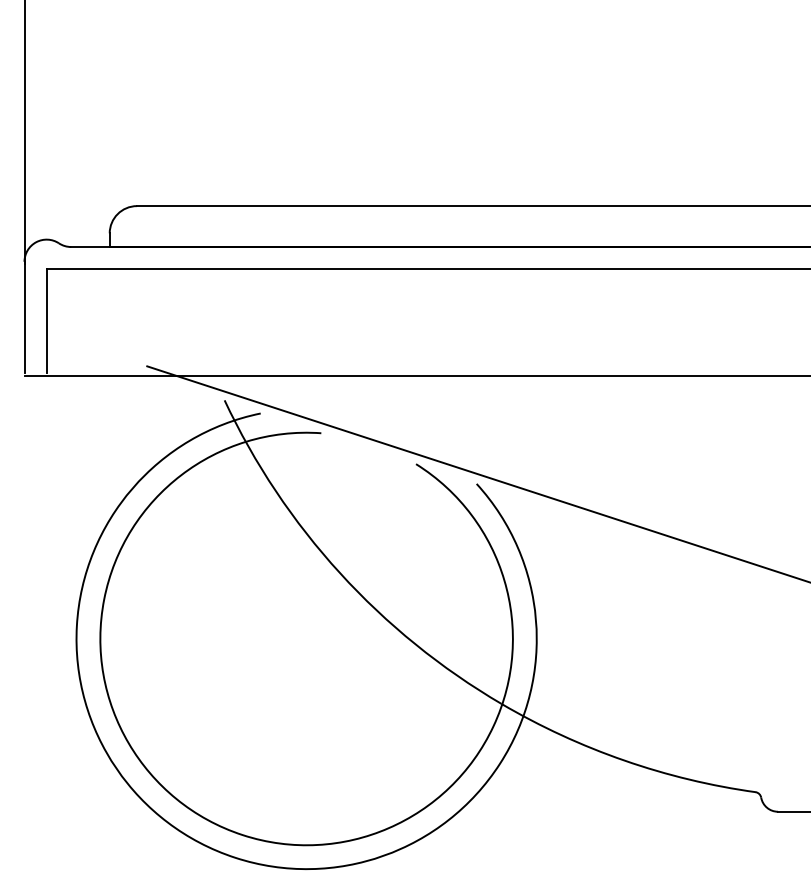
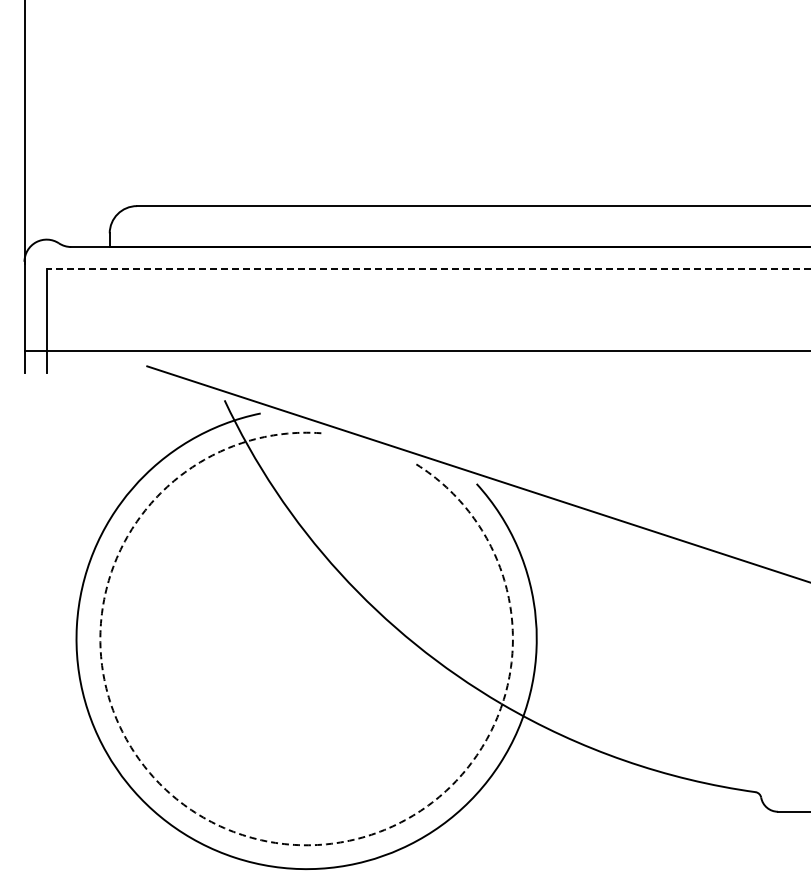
line: solid -> dashed (428, 269)
line position: (415, 376) -> (415, 351) (415, 351)
arc: solid -> dashed (242, 835)
